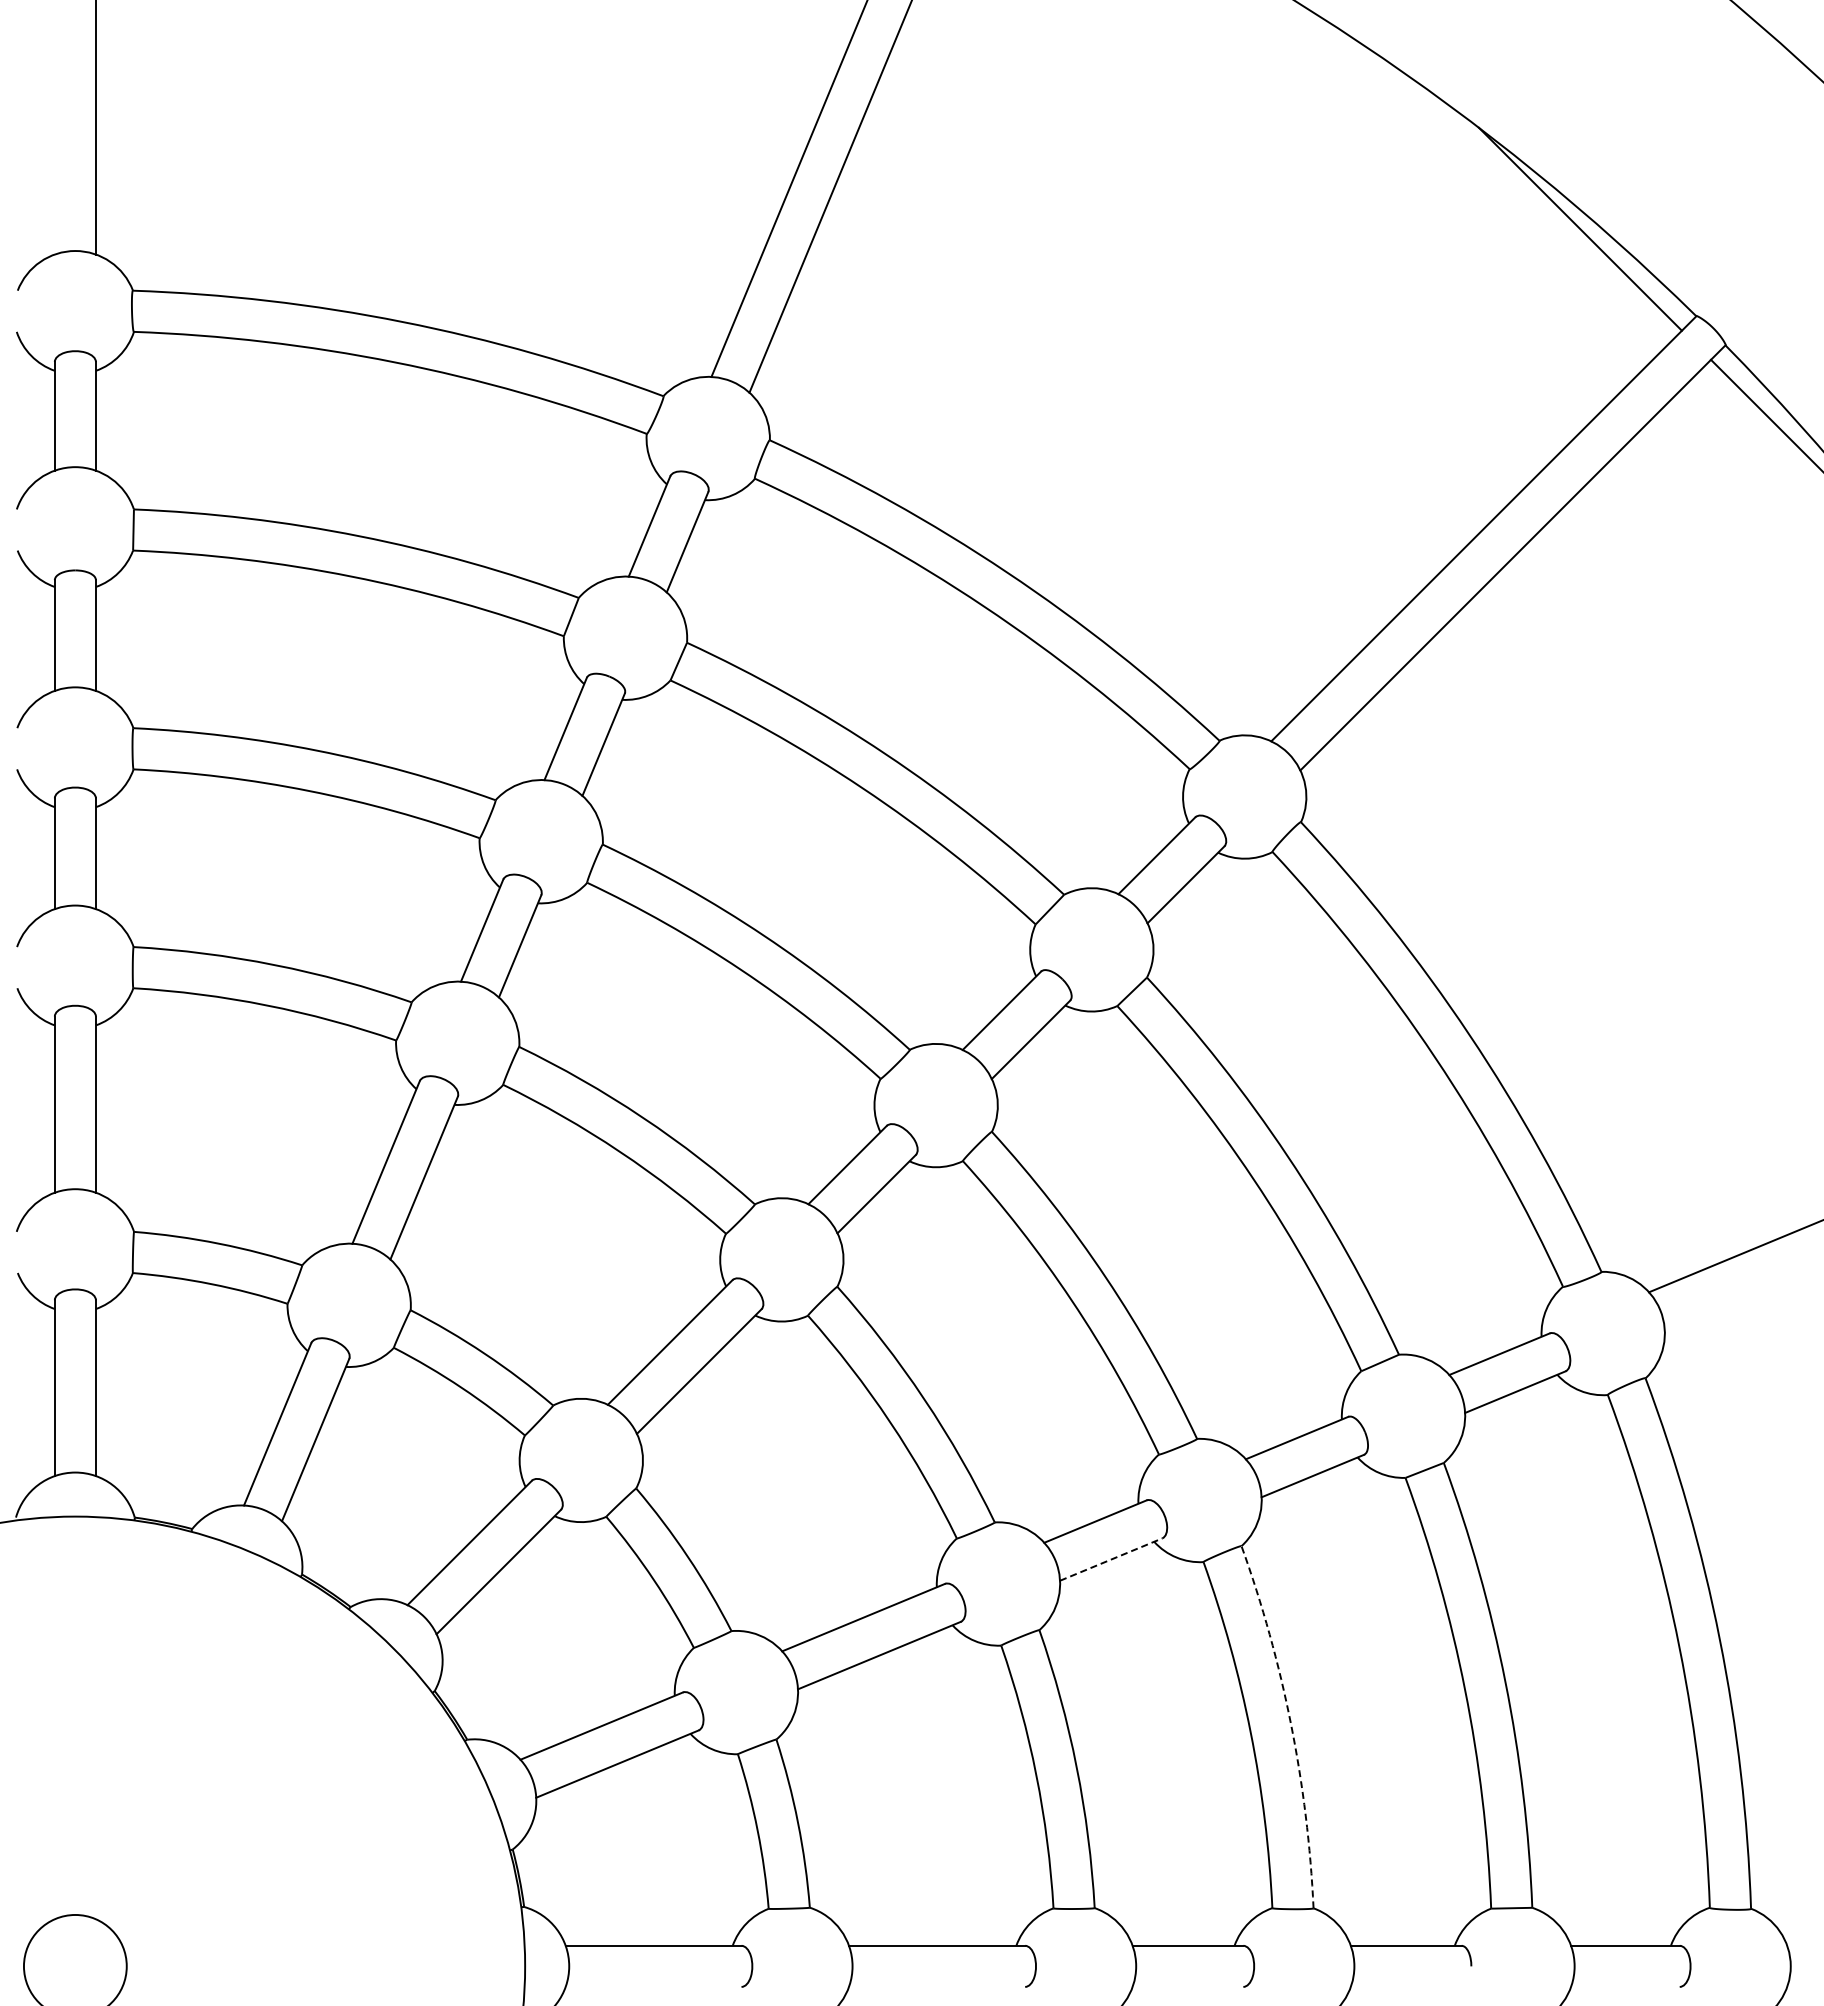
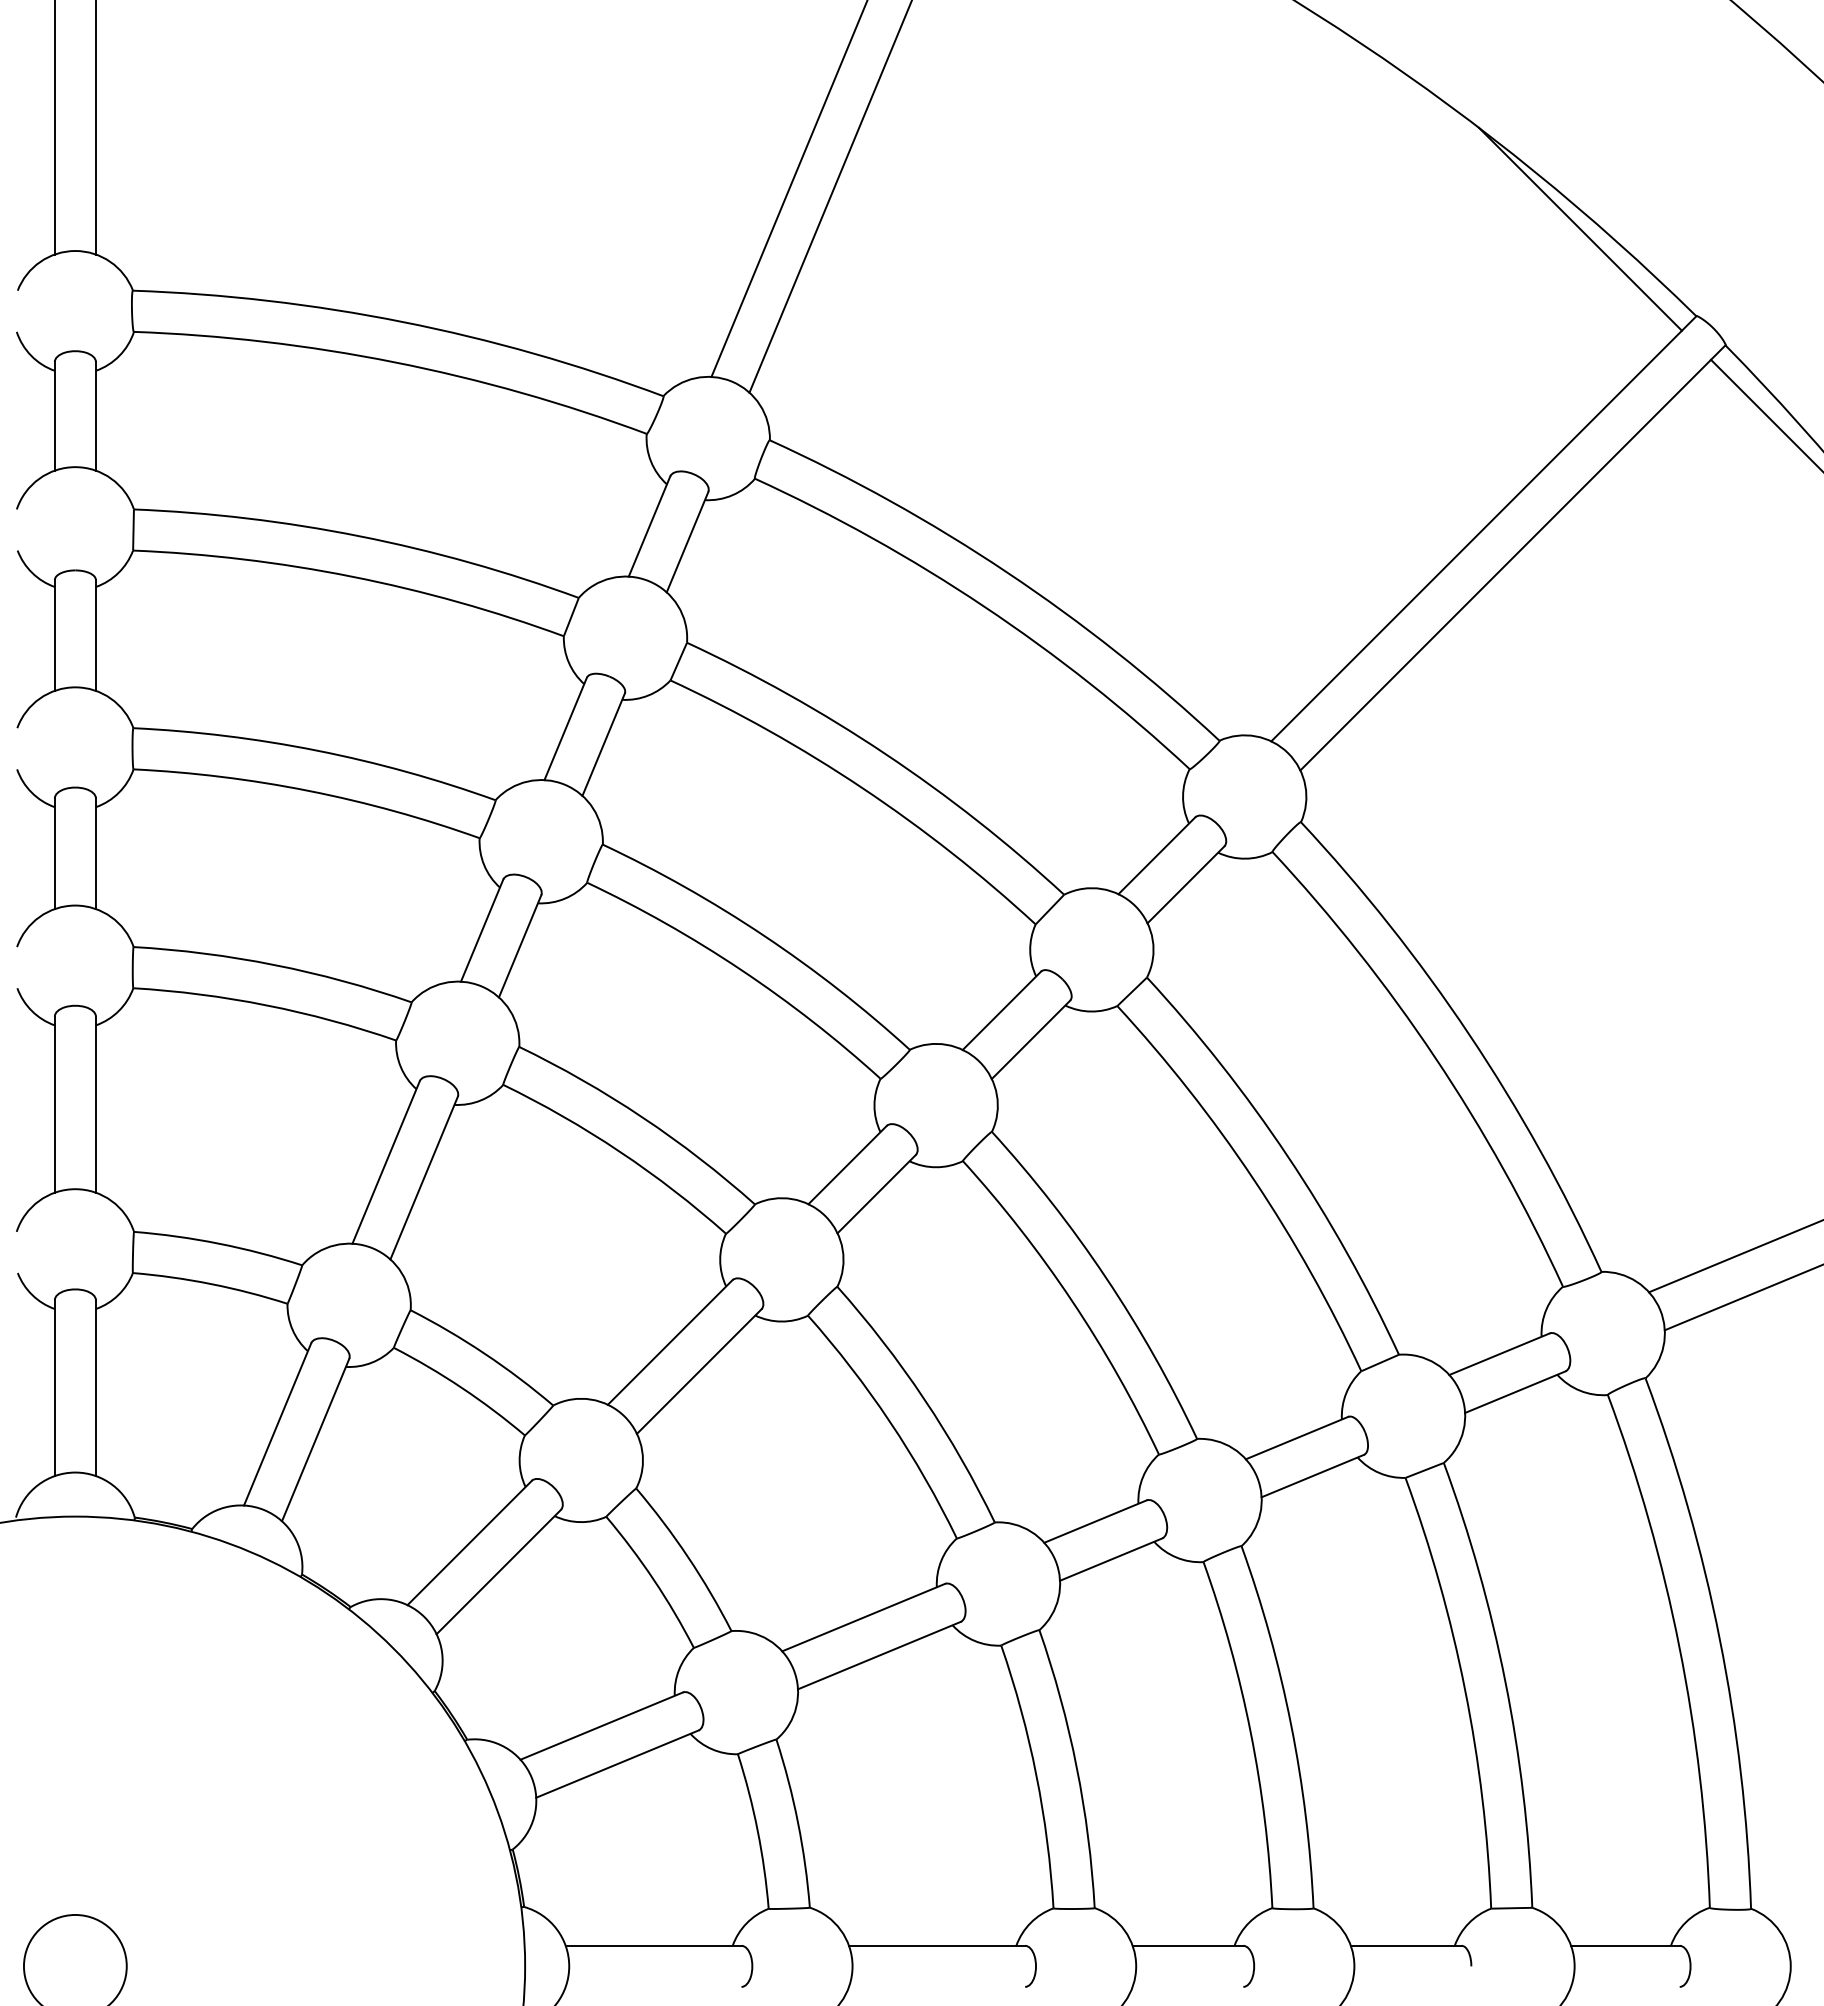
line: none -> present (54, 128)
line: none -> present (1742, 1297)
line: dashed -> solid (1111, 1559)
arc: dashed -> solid (1291, 1724)
